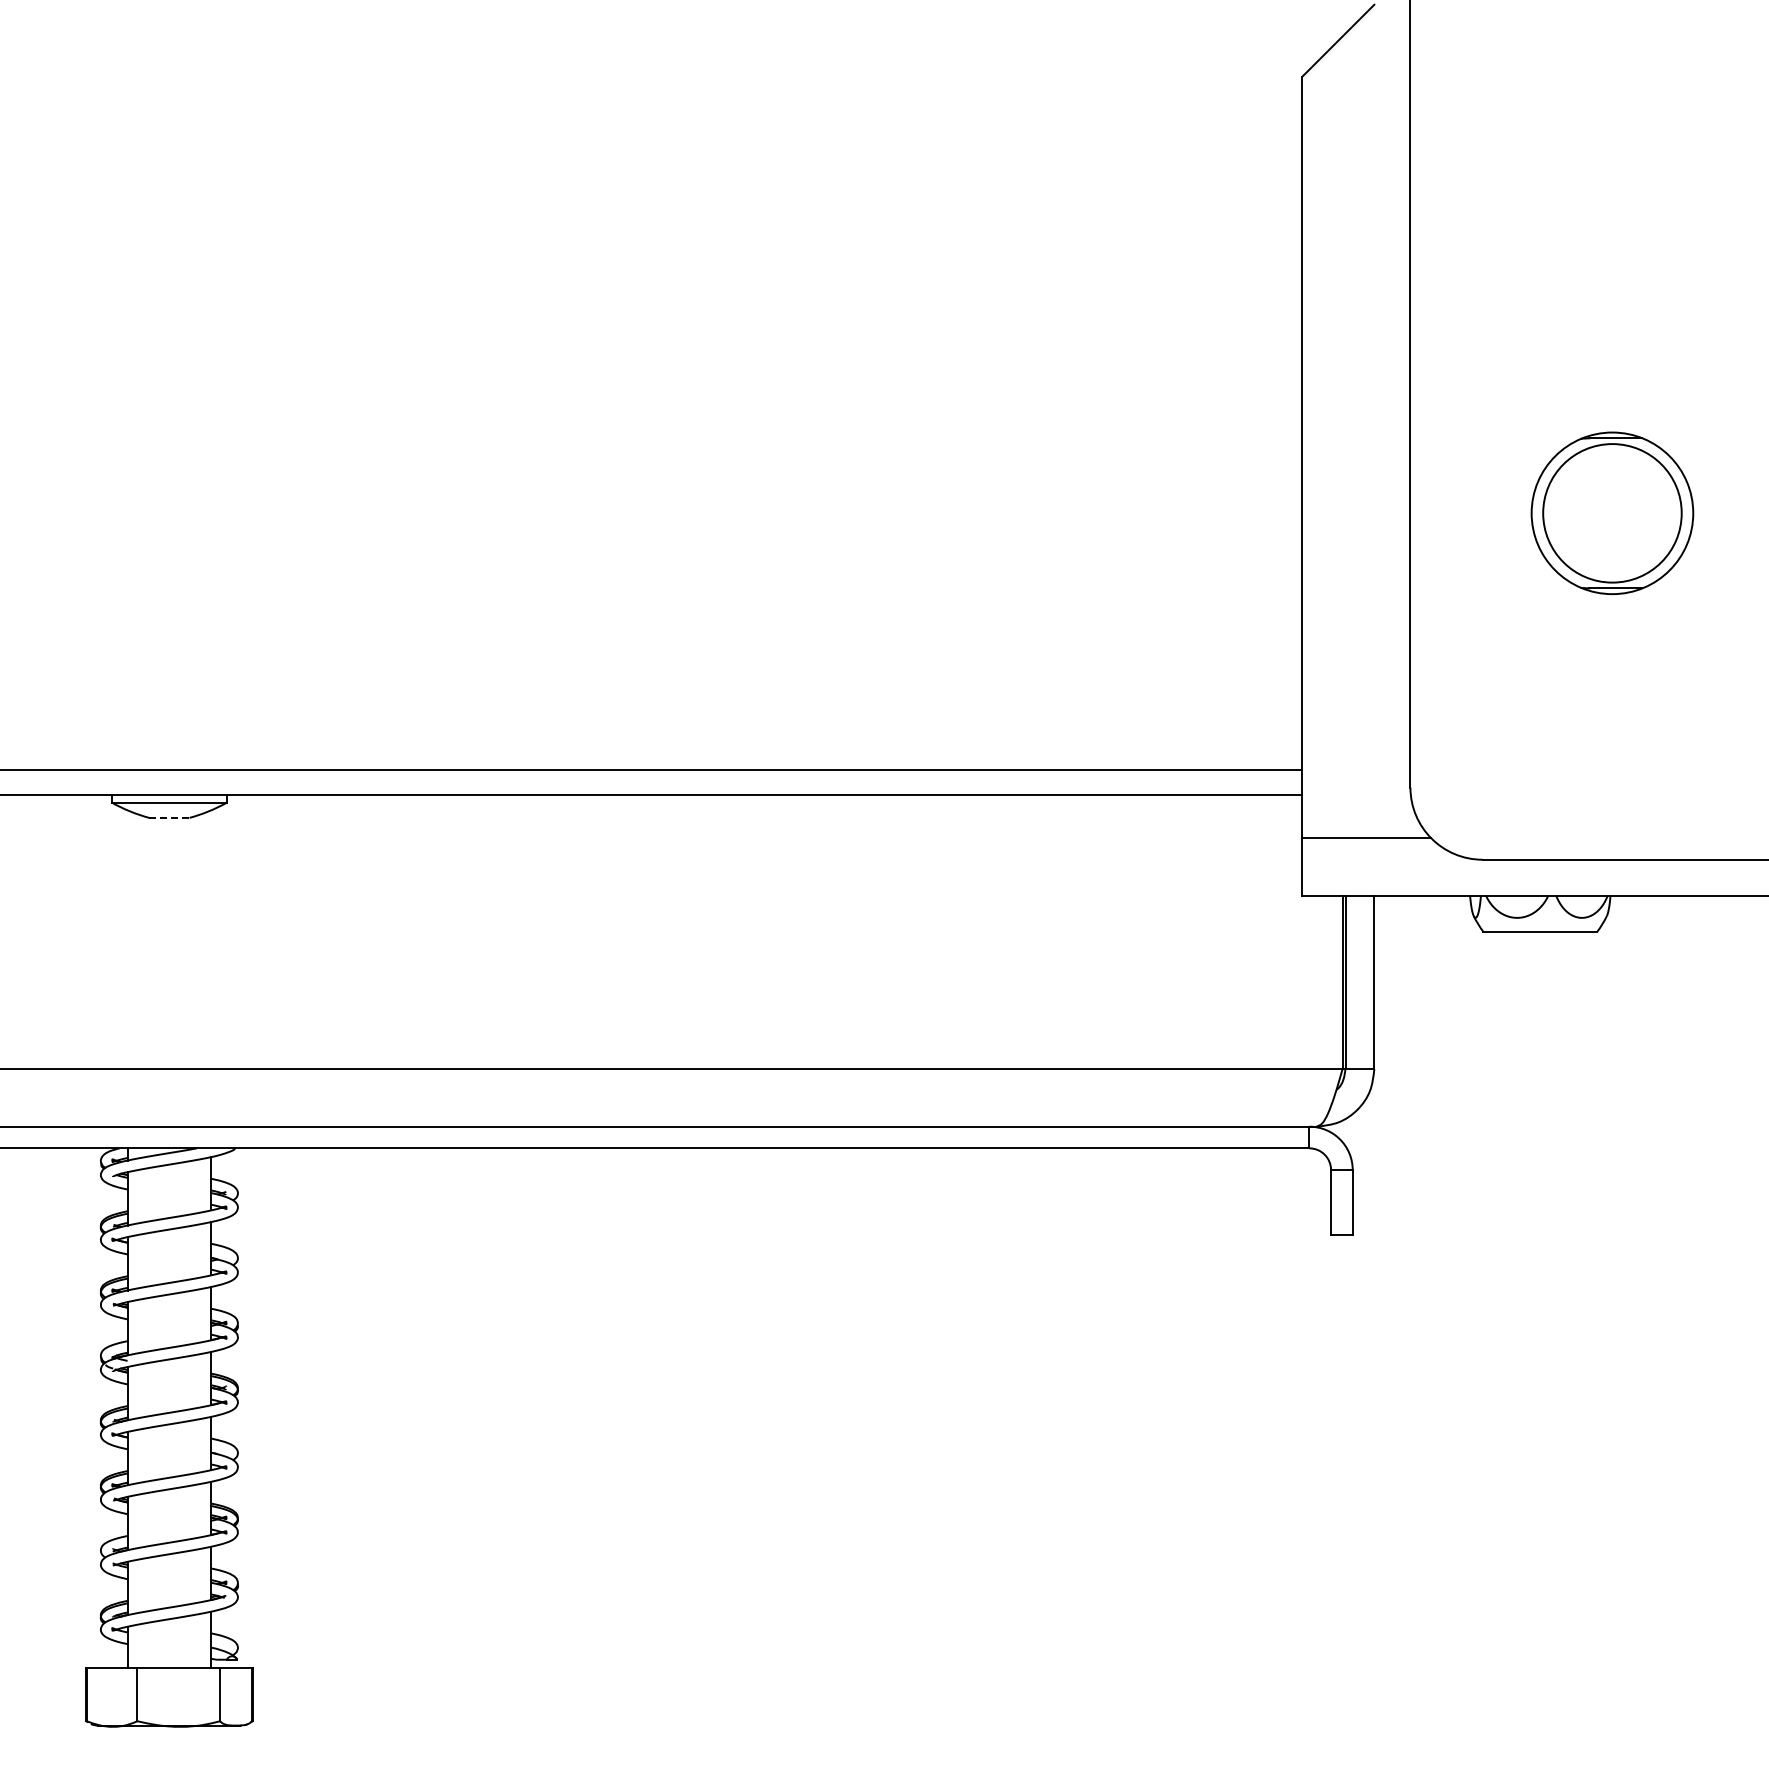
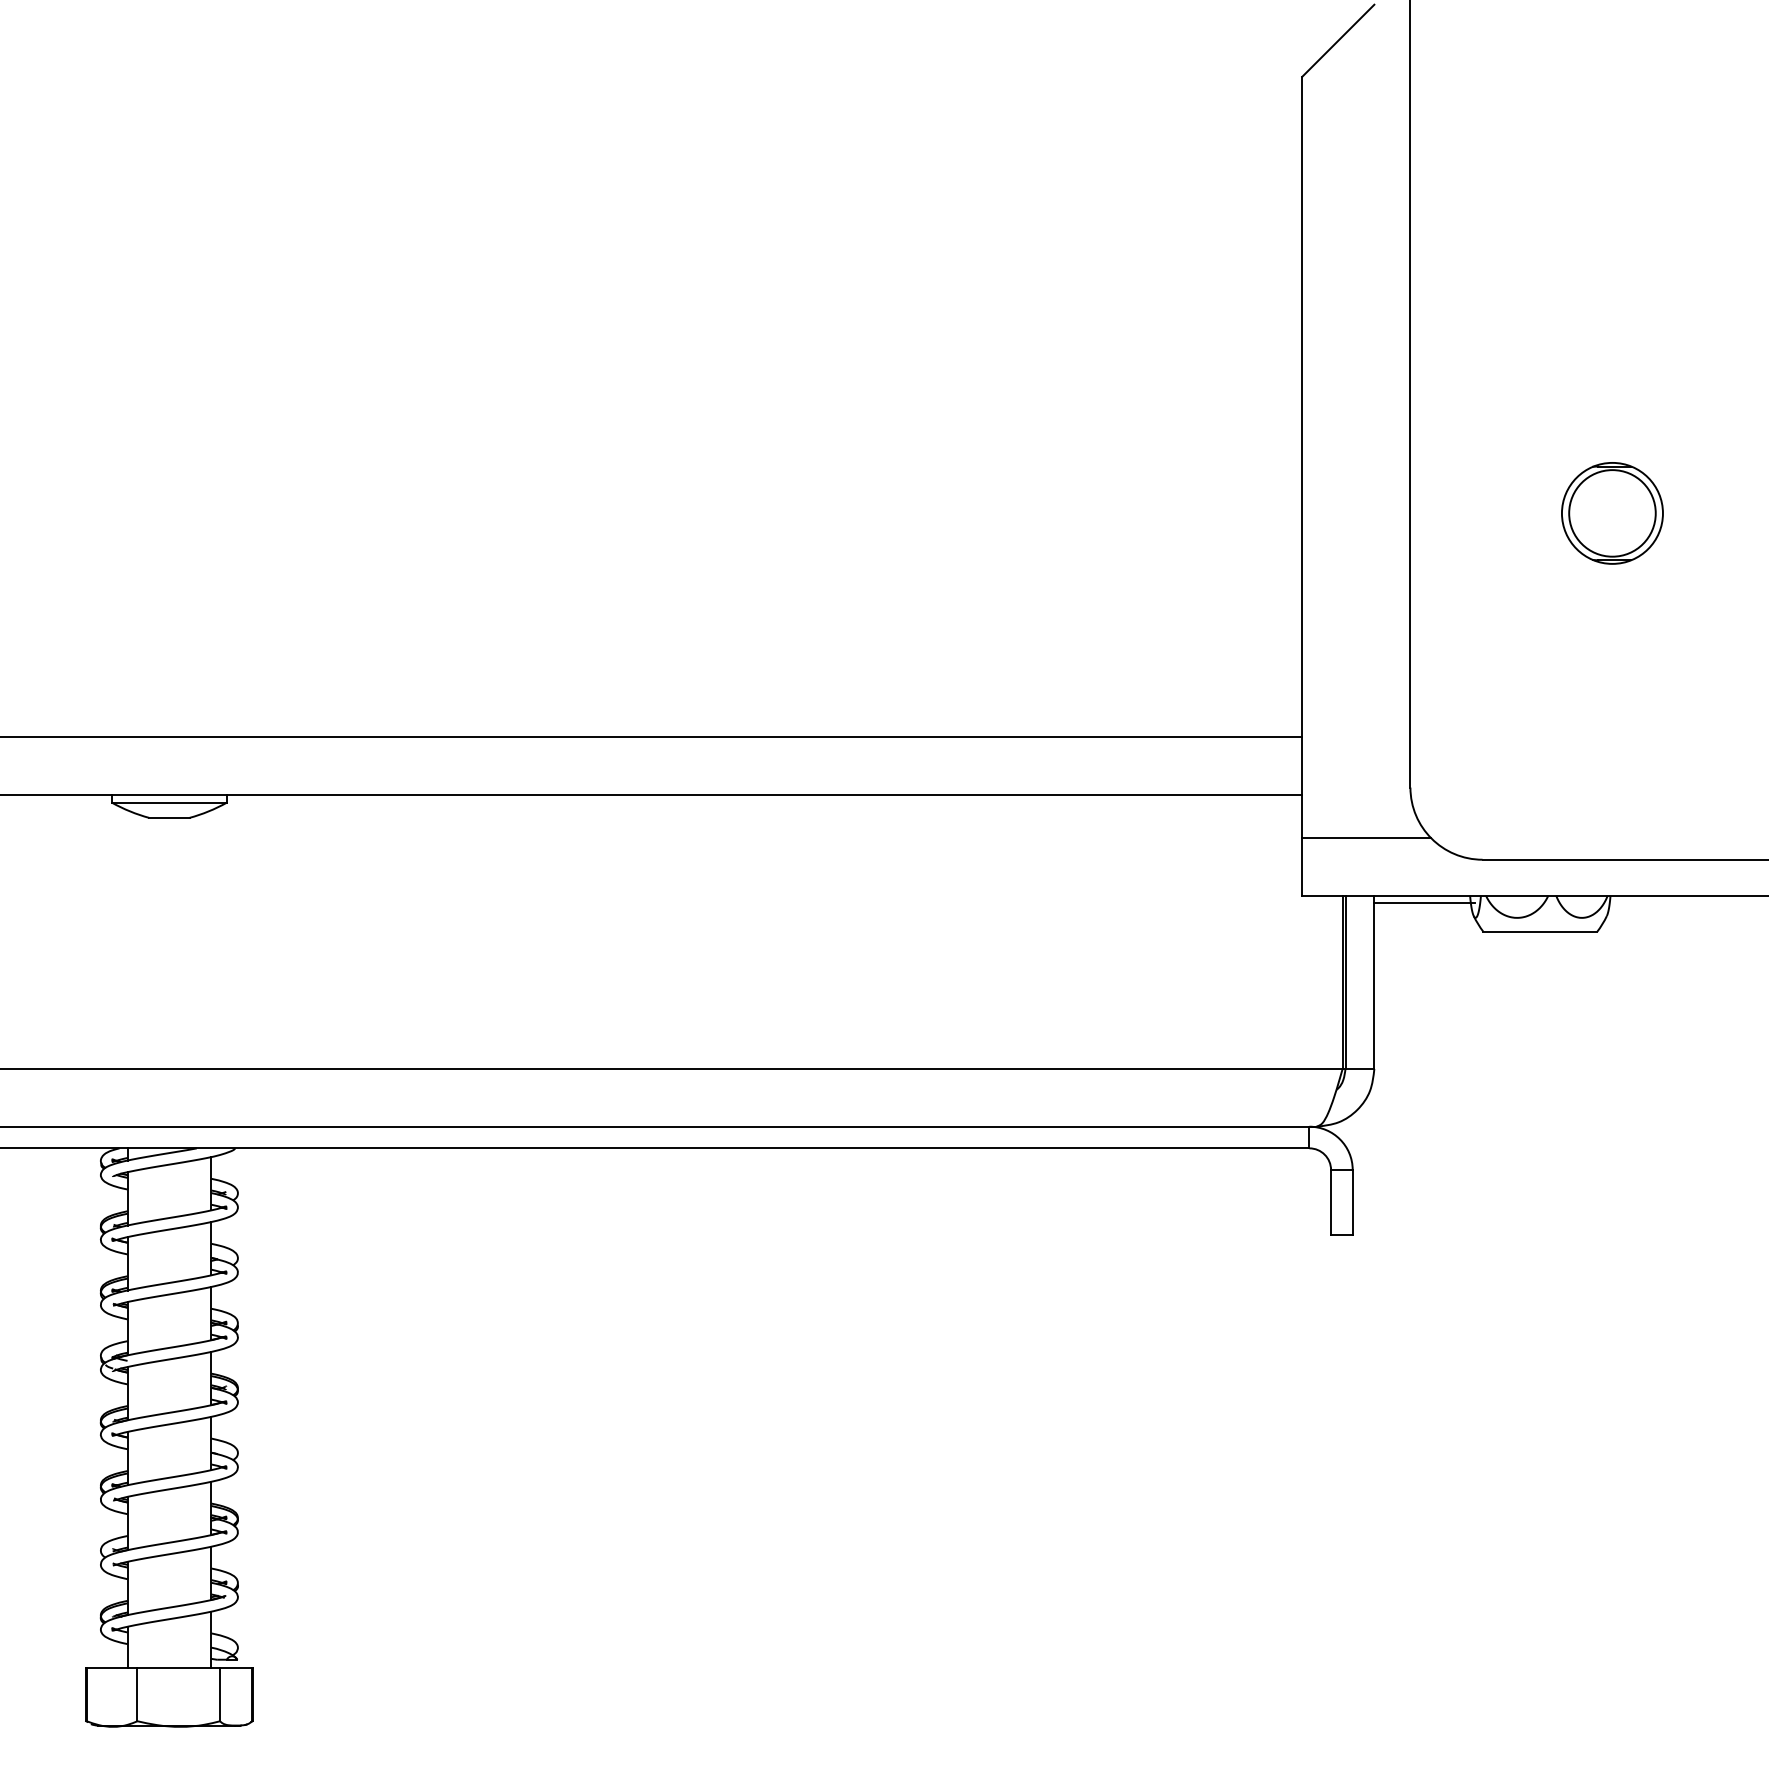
part size: 165x164 px -> 103x103 px (1612, 513)
line position: (652, 770) -> (652, 737) (652, 737)
line: dashed -> solid (169, 817)
line: none -> present (1424, 903)
